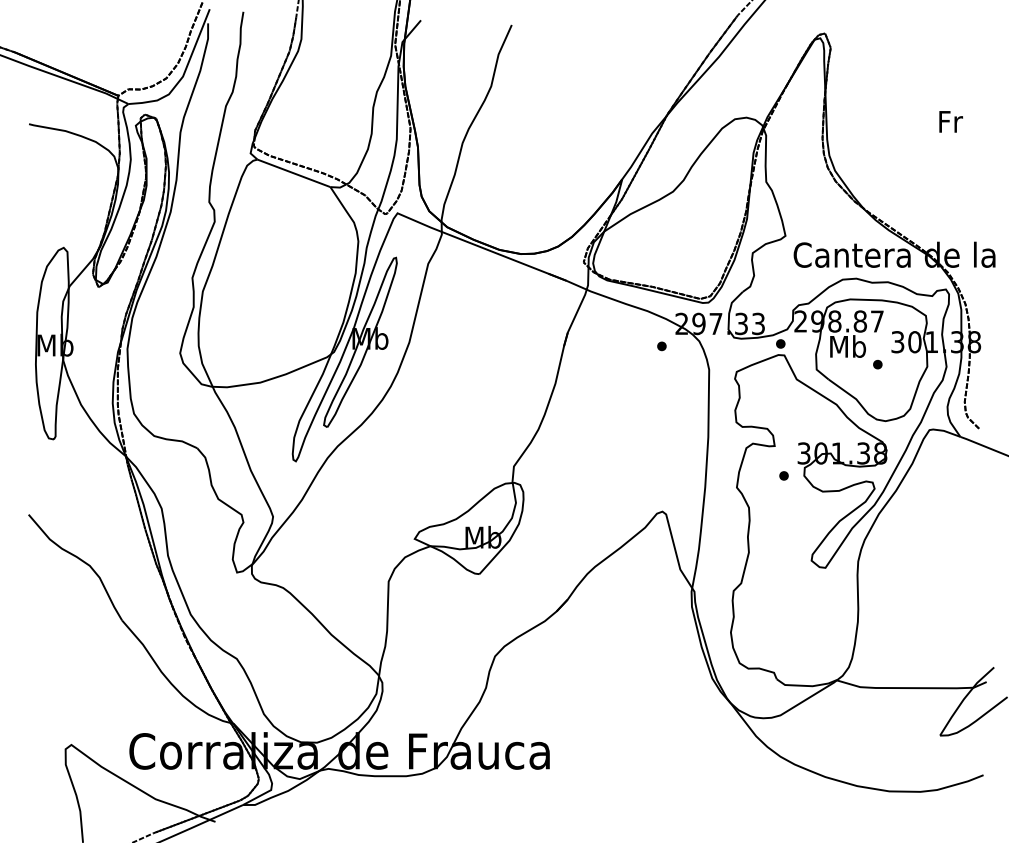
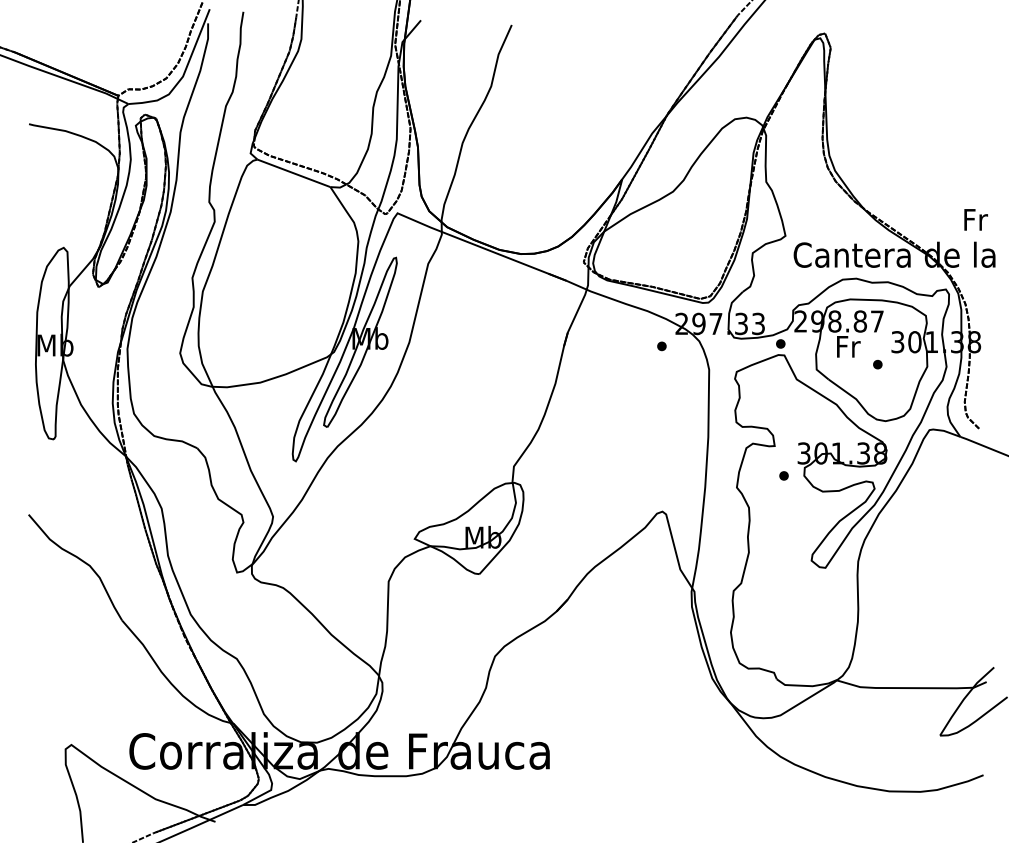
text position: (950, 121) -> (975, 219) (975, 219)
text: Mb -> Fr (848, 346)
